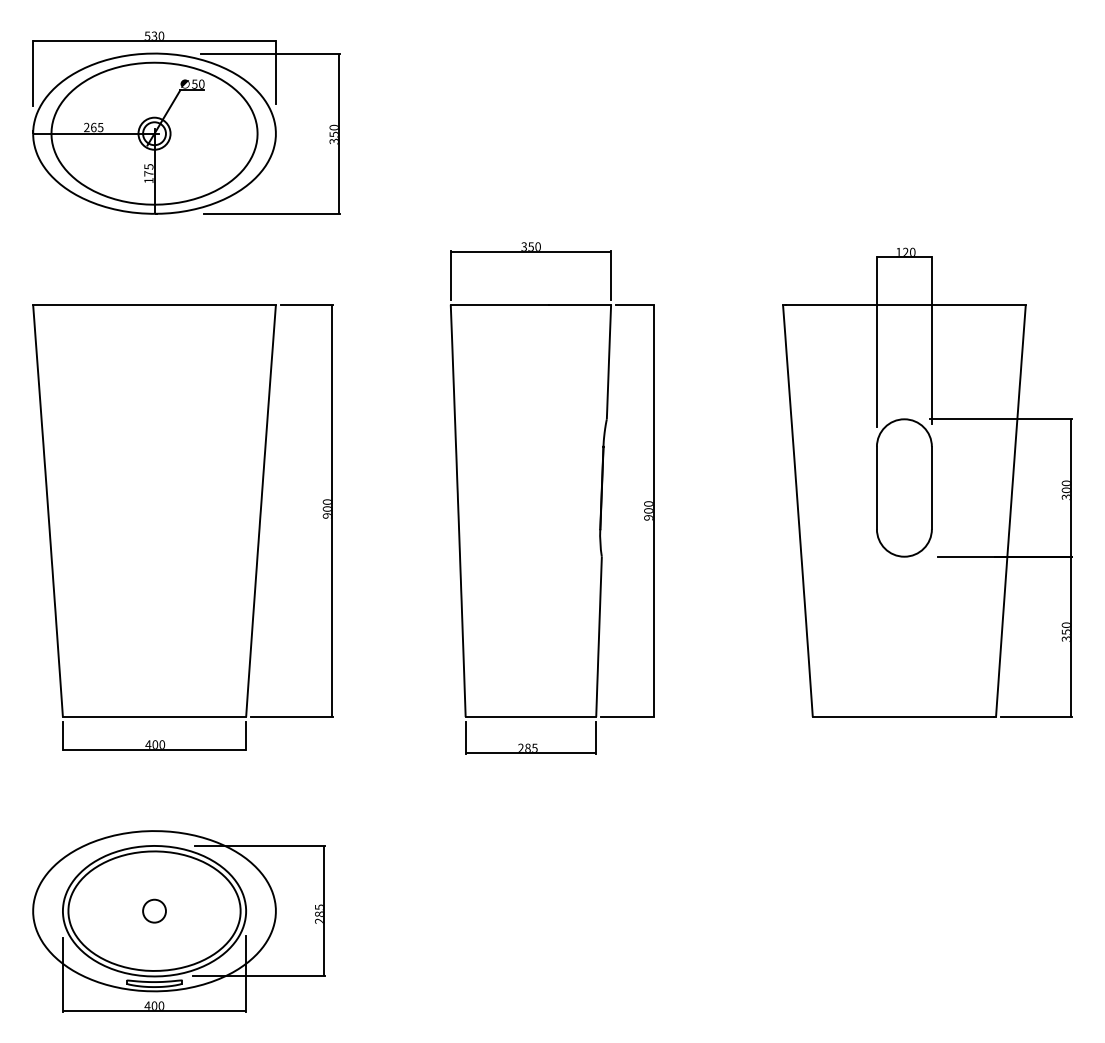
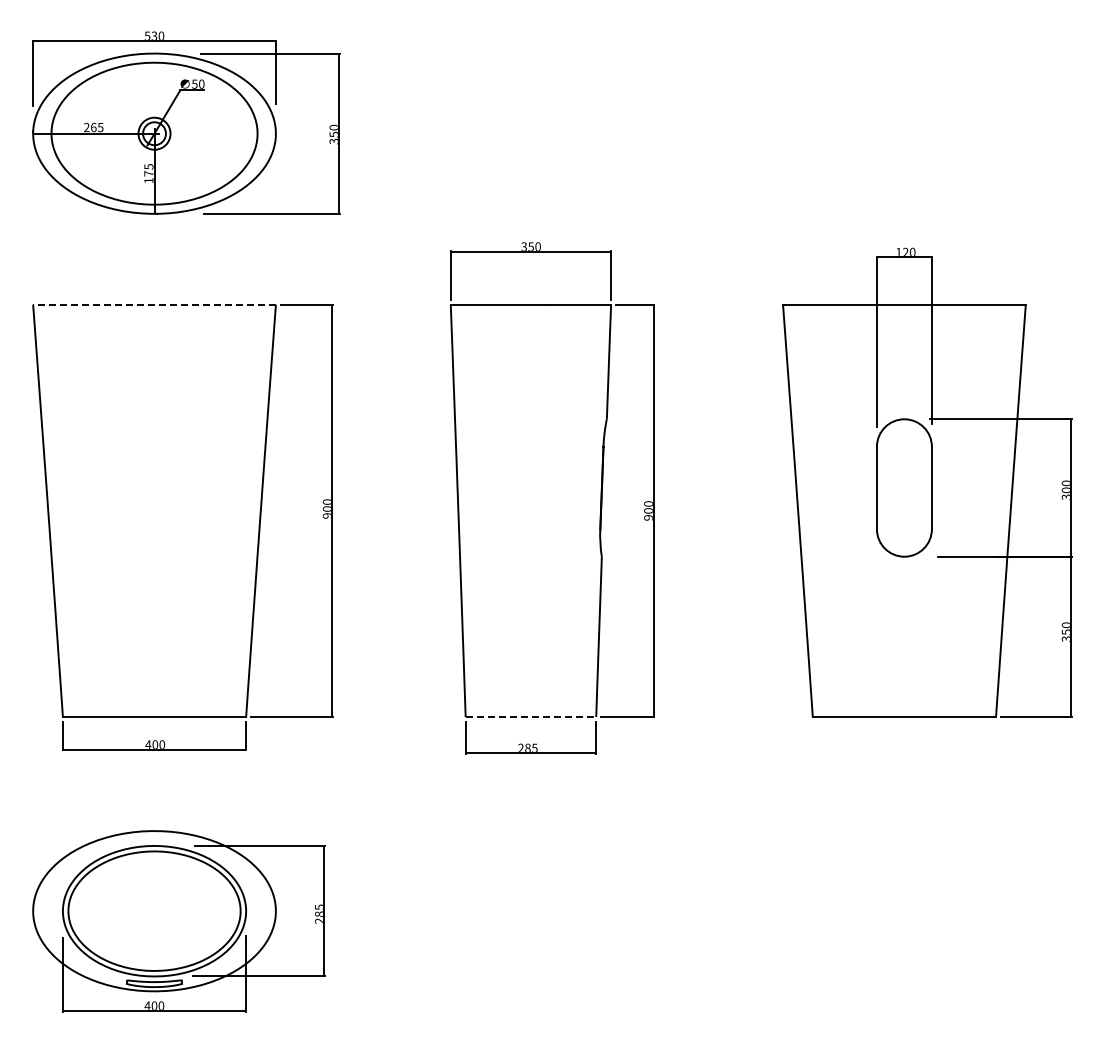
line: solid -> dashed (154, 304)
line: solid -> dashed (531, 717)
circle: present -> none (154, 910)
